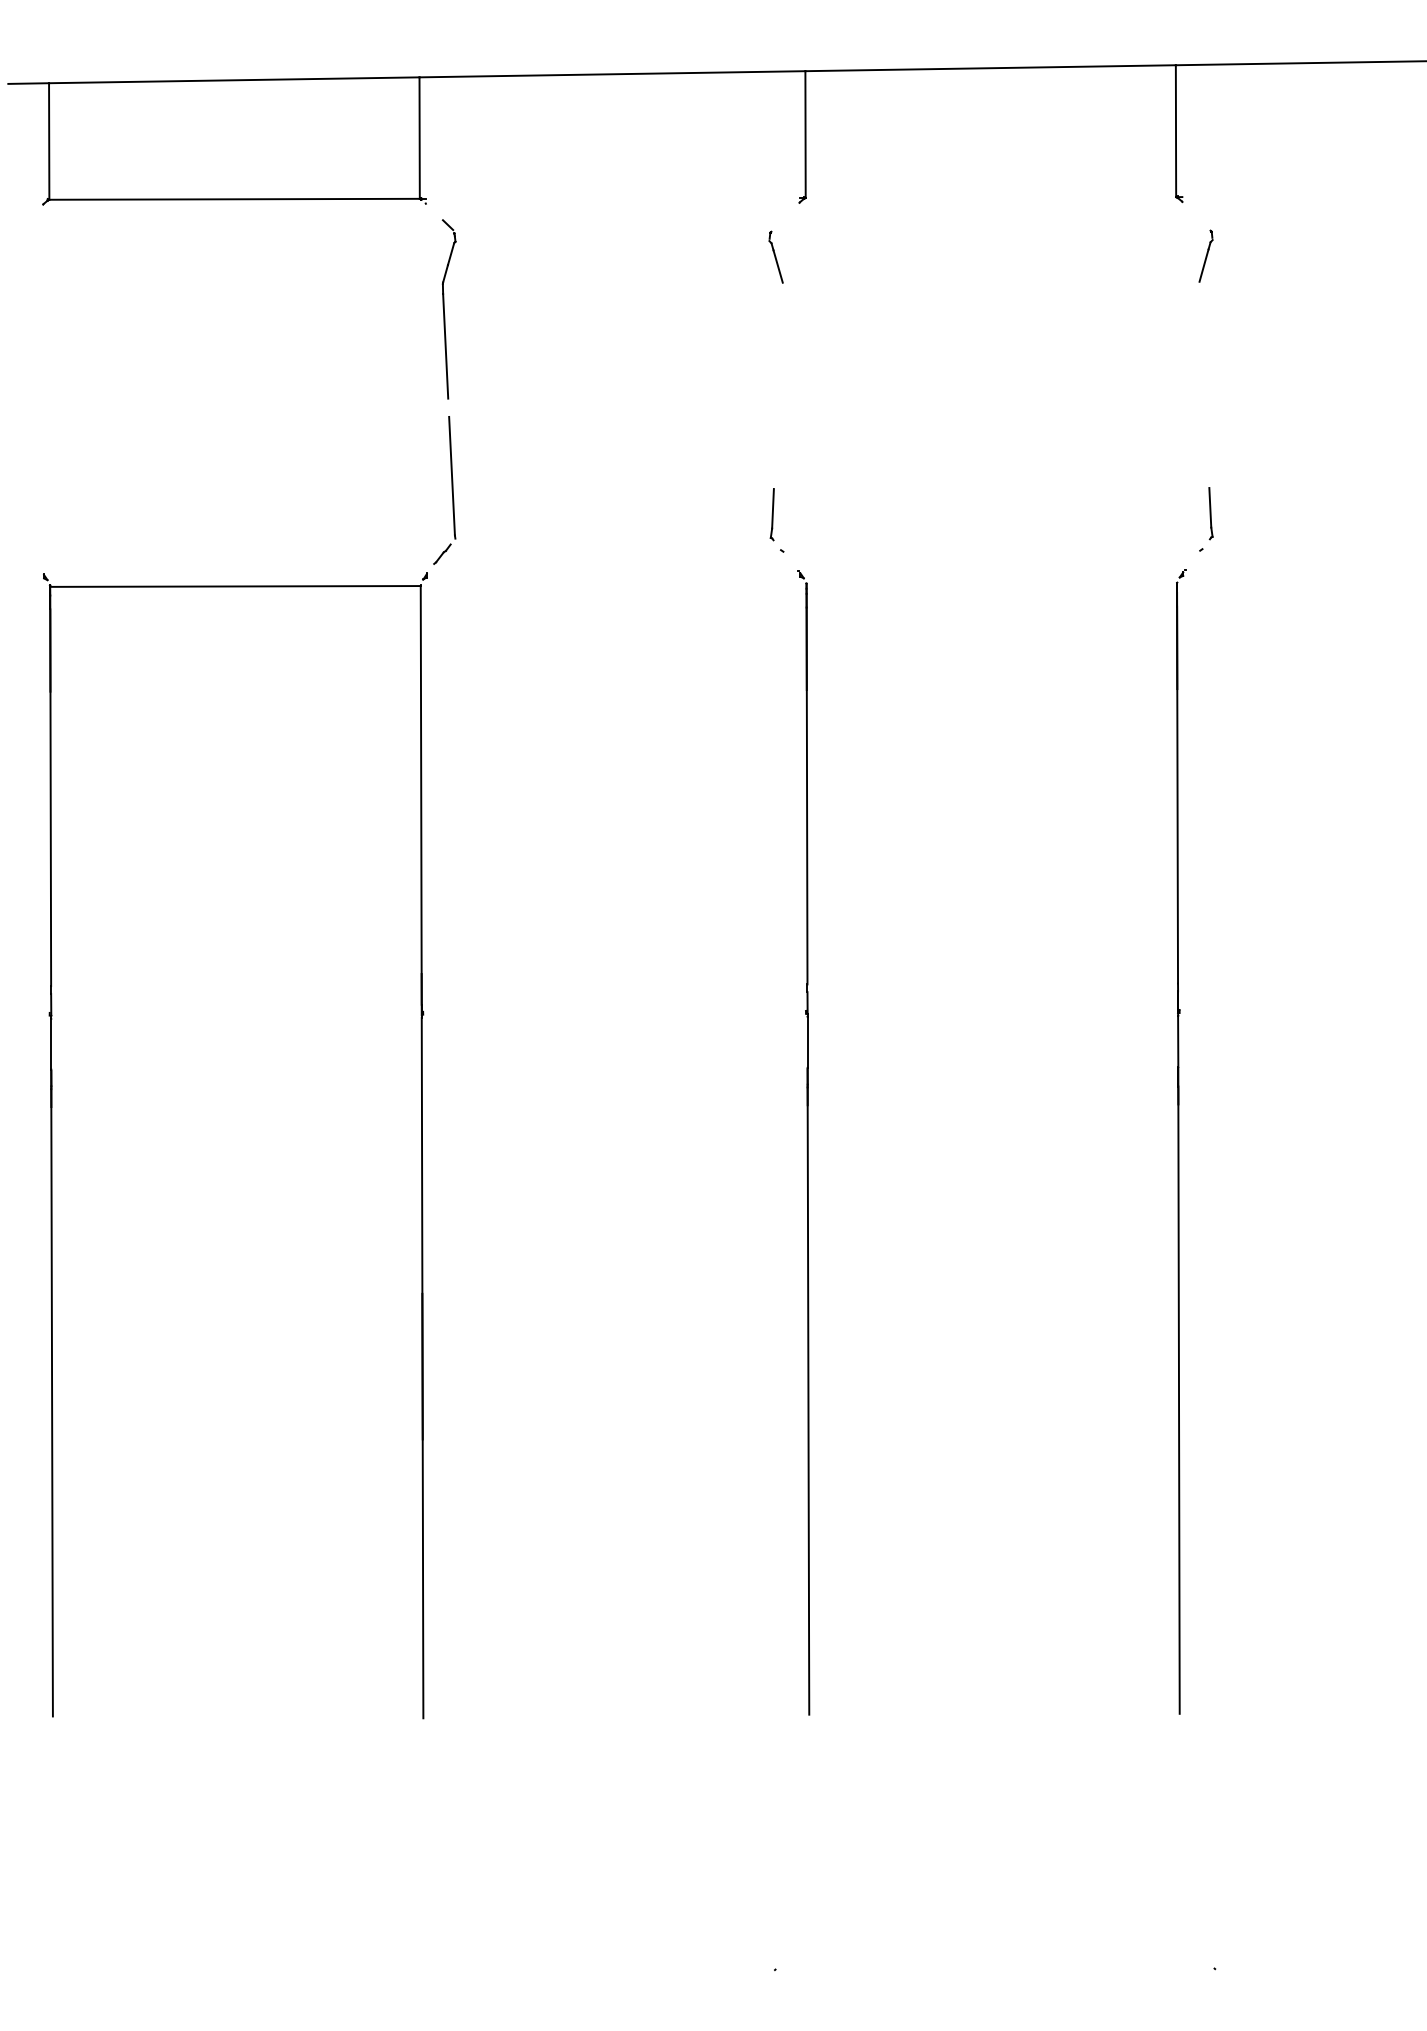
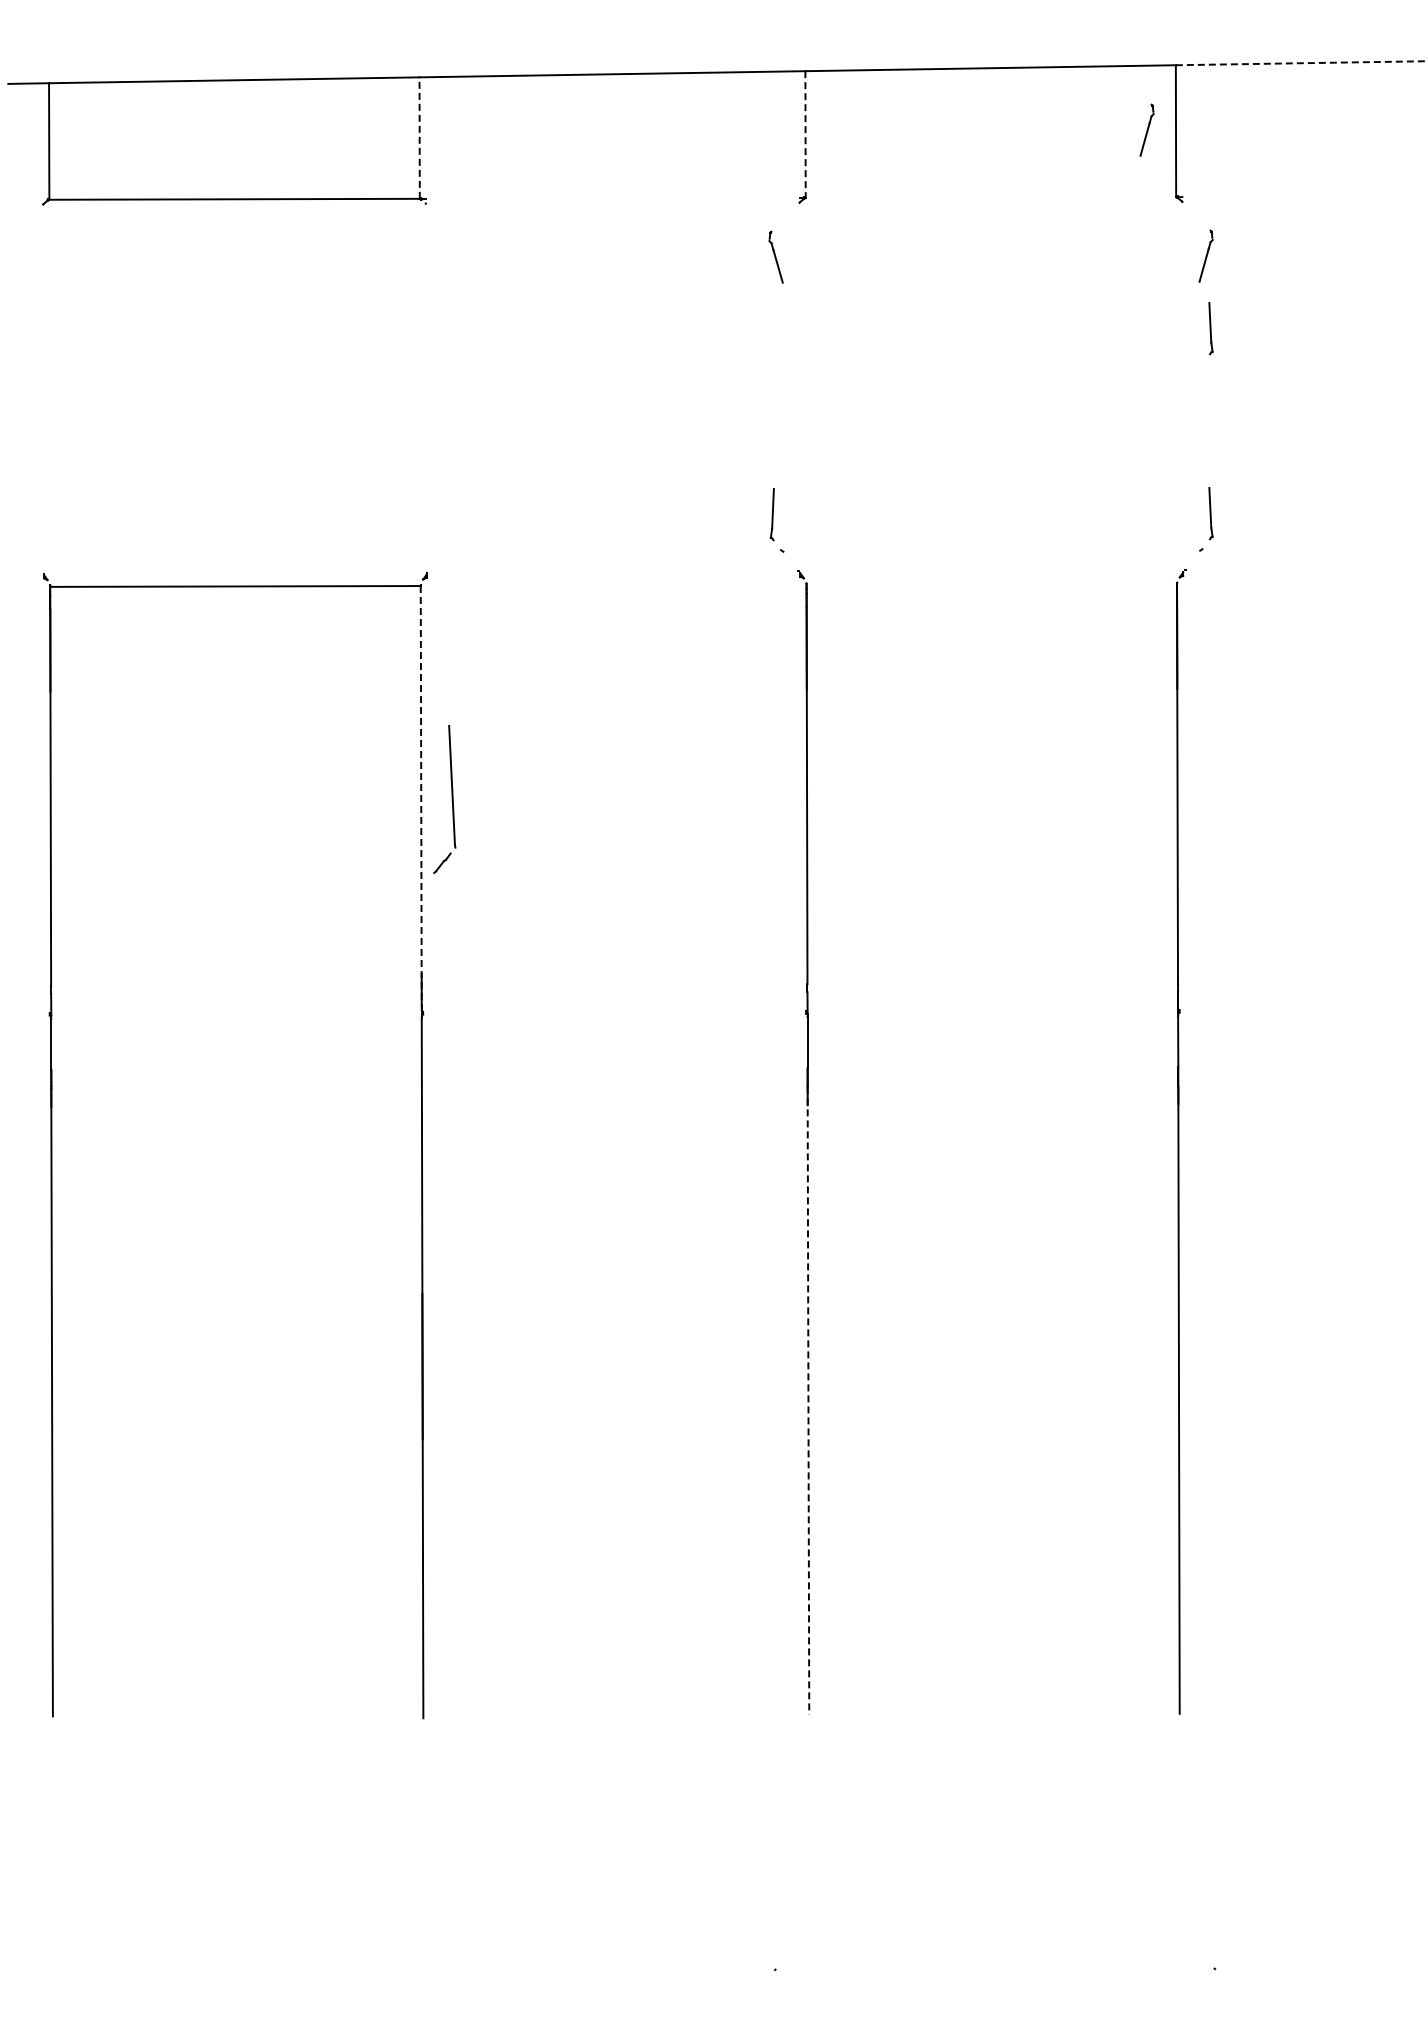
line: solid -> dashed (1301, 63)
part: none -> present (1146, 129)
line: solid -> dashed (805, 135)
line: solid -> dashed (419, 138)
part: present -> none (448, 309)
part: none -> present (1210, 328)
part position: (451, 490) -> (451, 799) (451, 799)
line: solid -> dashed (421, 800)
line: solid -> dashed (808, 1401)
